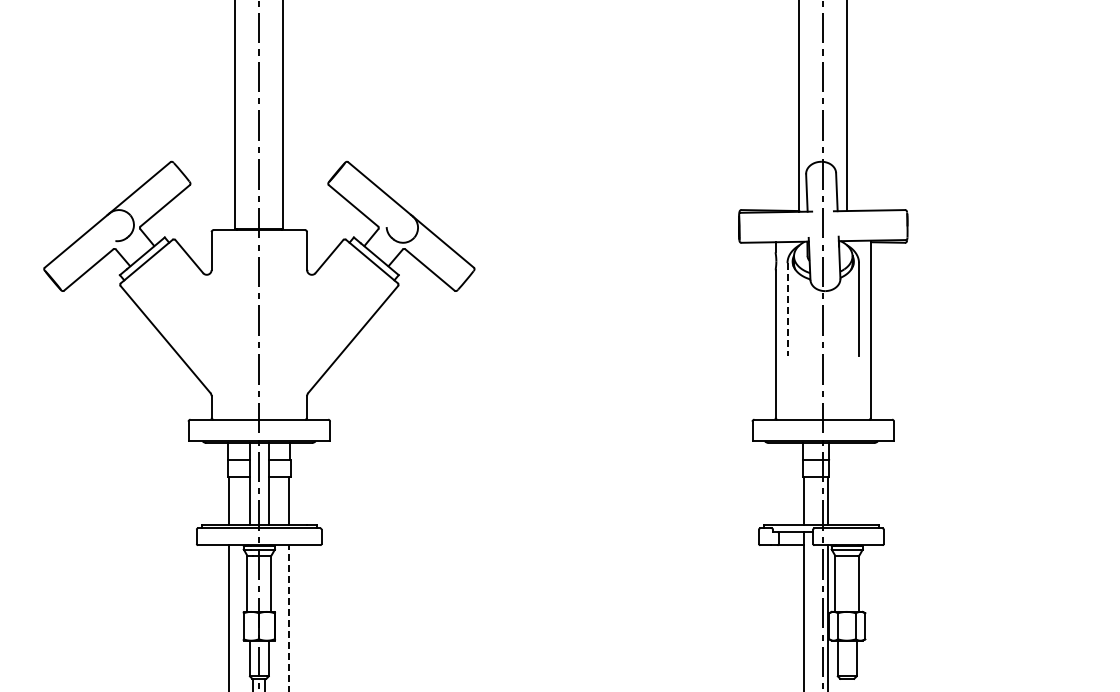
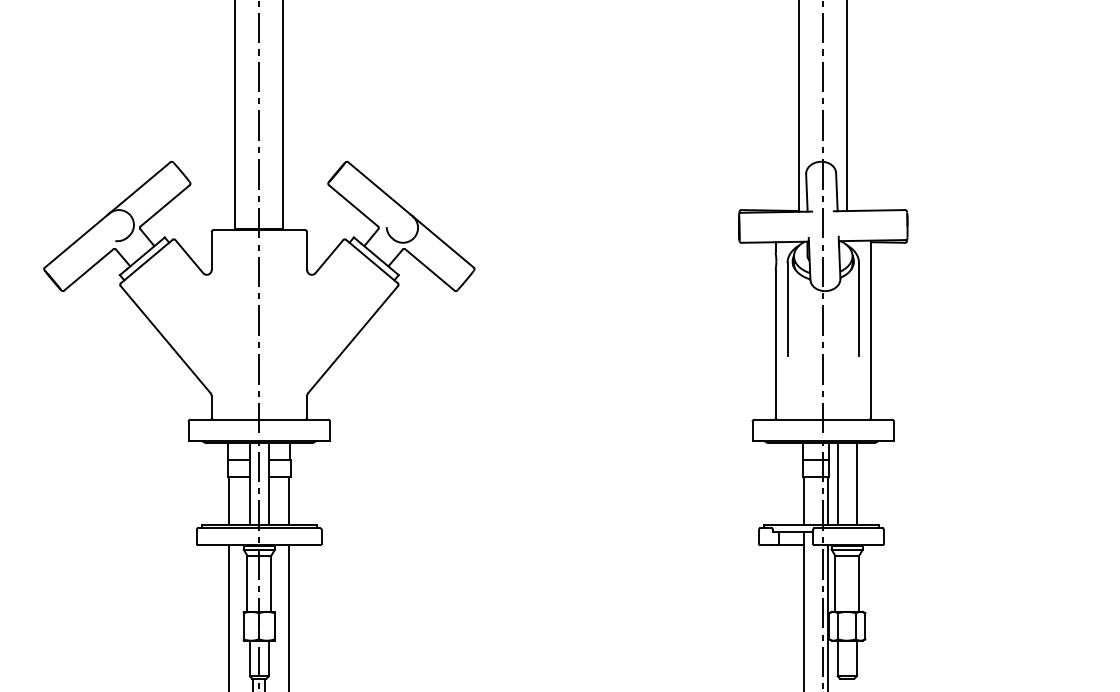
line: dashed -> solid (787, 309)
line: none -> present (837, 483)
line: none -> present (856, 483)
line: dashed -> solid (289, 618)
